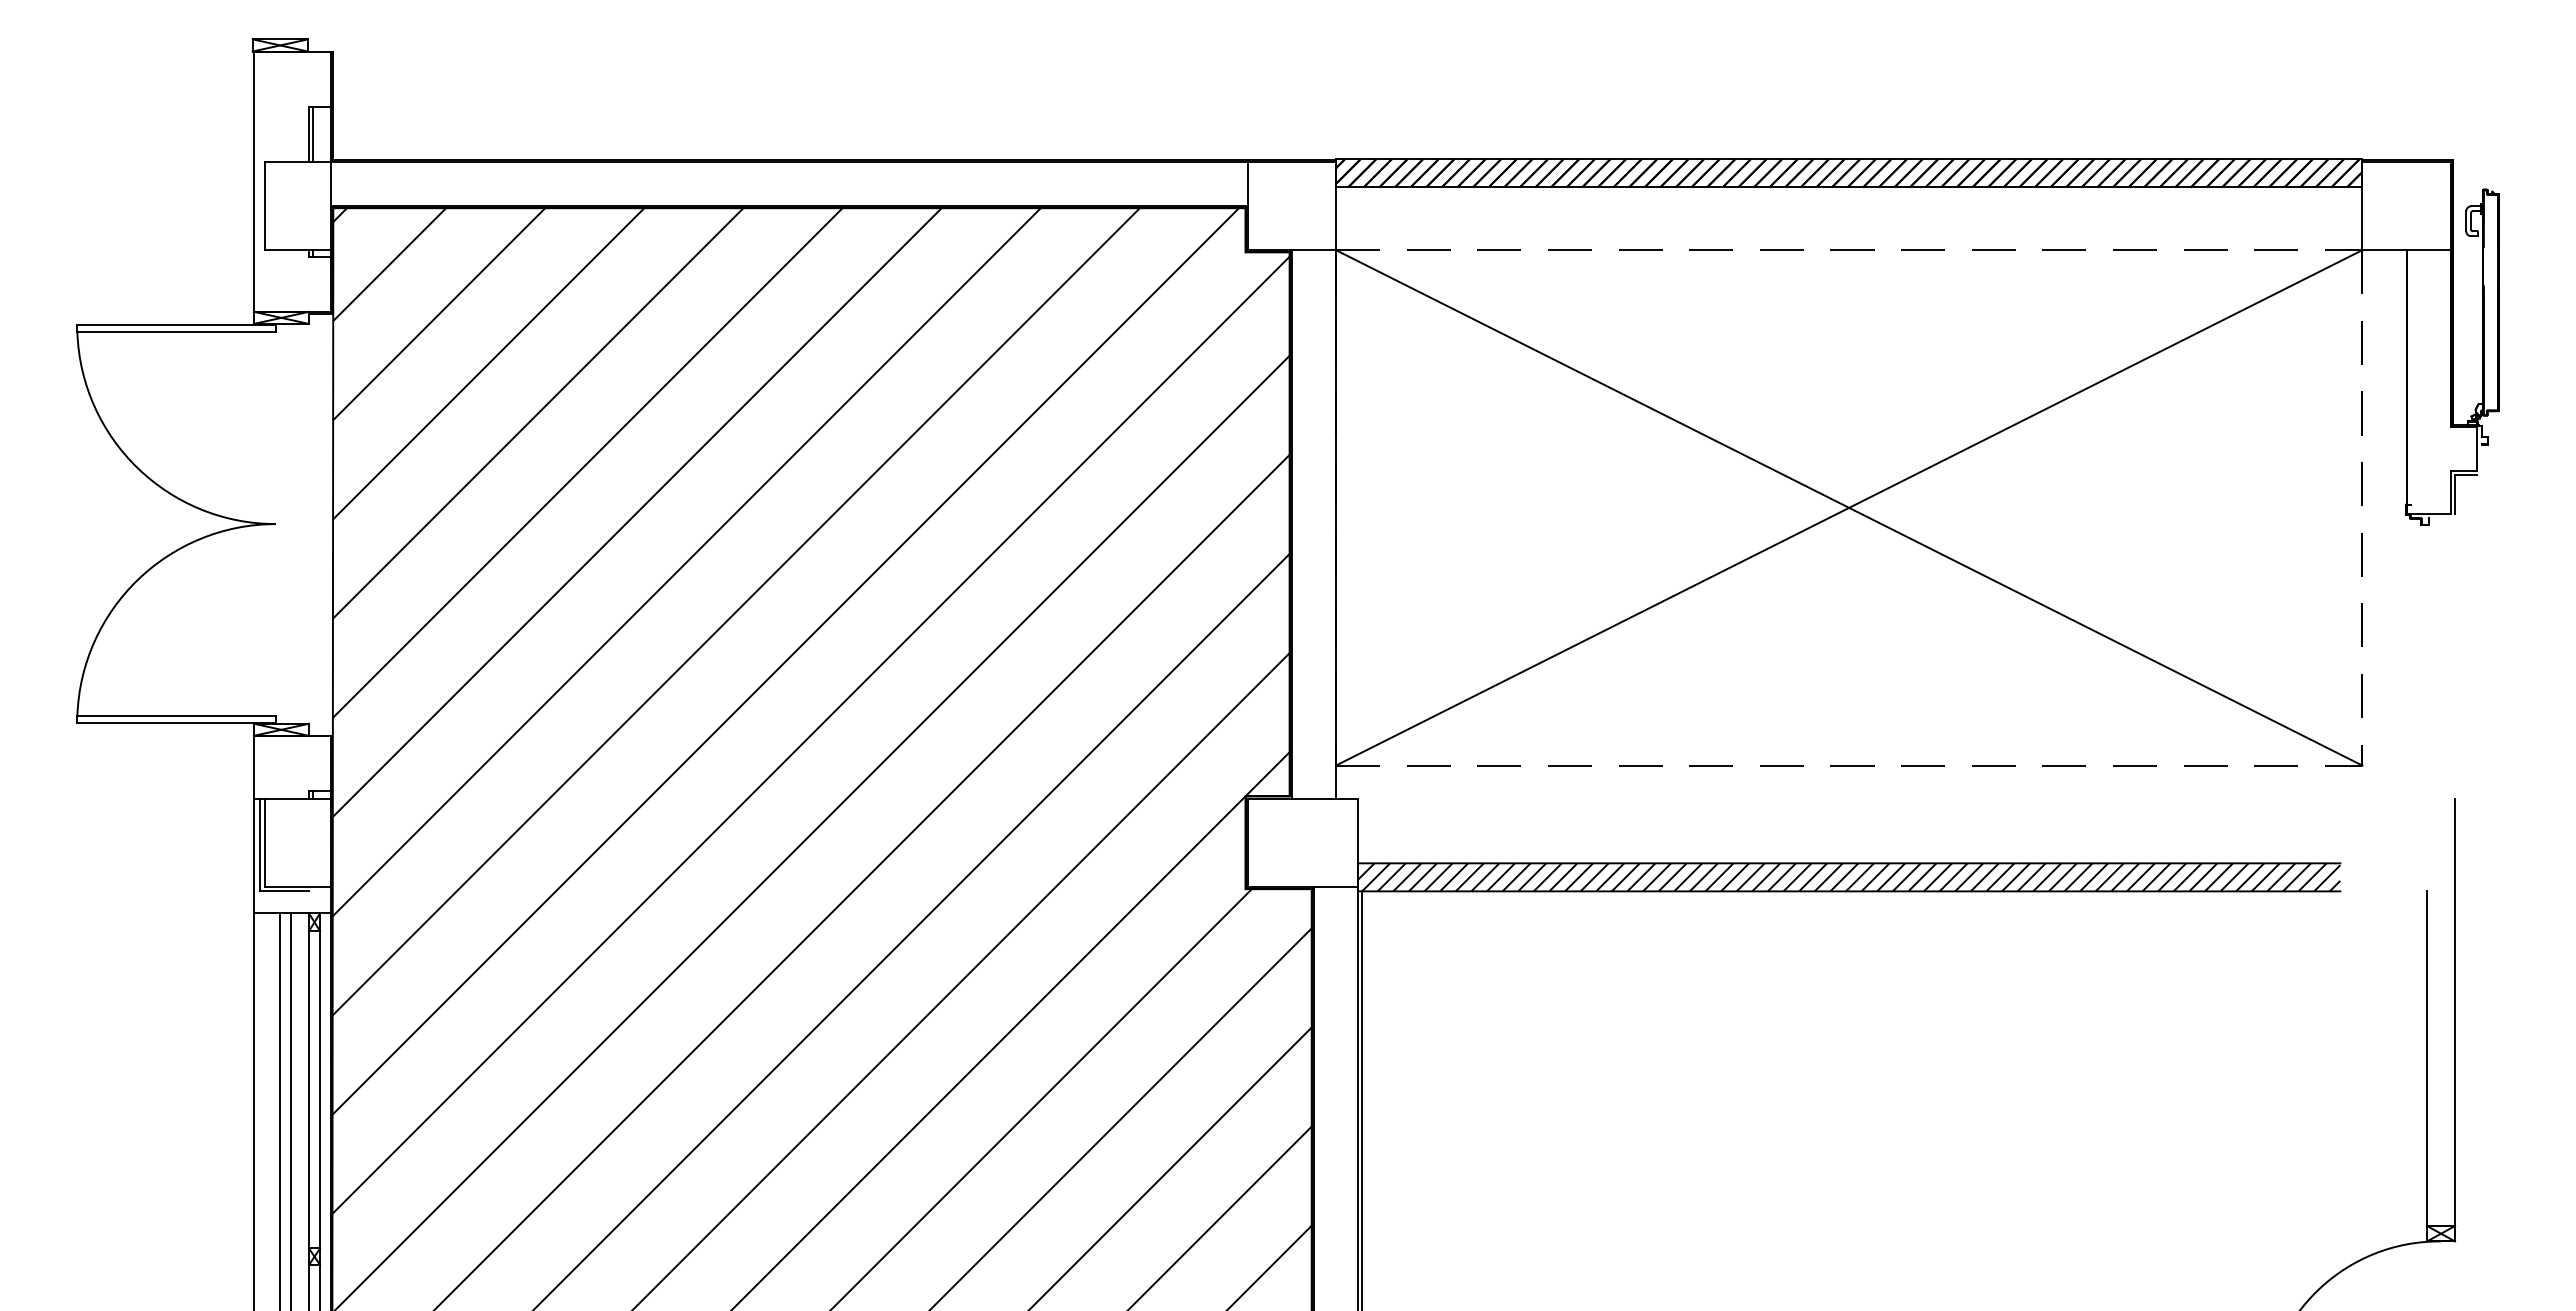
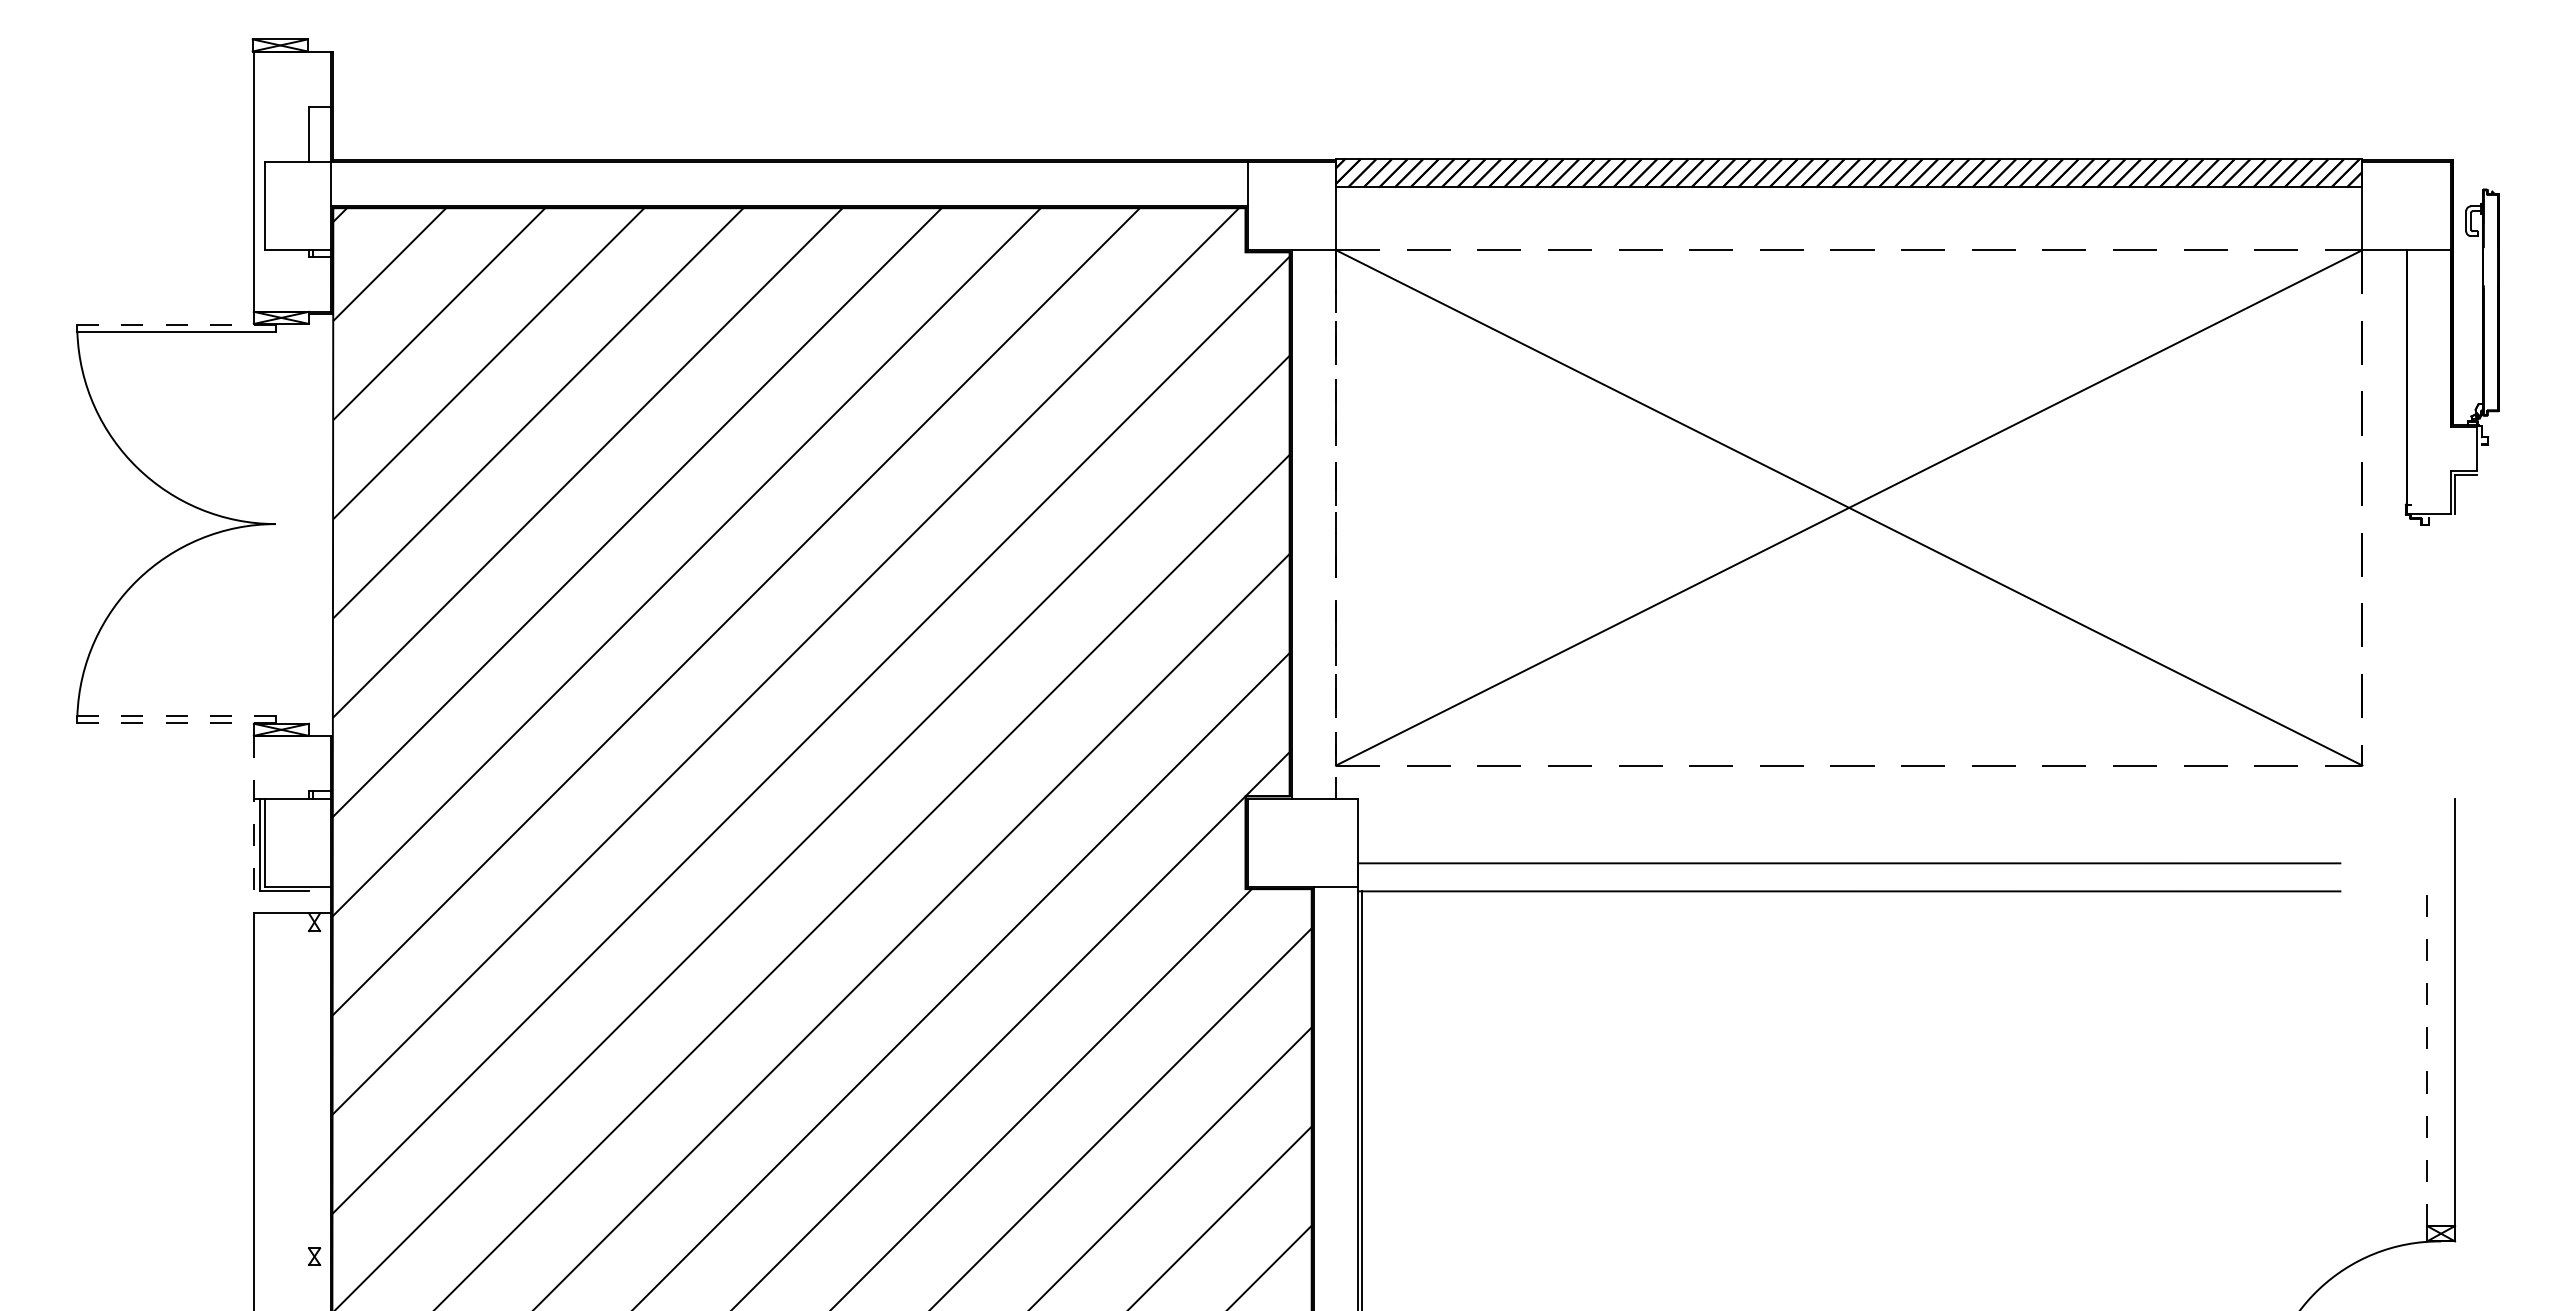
line: present -> none (313, 133)
line: solid -> dashed (177, 325)
line: solid -> dashed (1335, 523)
line: solid -> dashed (177, 716)
line: solid -> dashed (177, 722)
line: solid -> dashed (253, 824)
hatch: present -> none (1849, 877)
line: solid -> dashed (2427, 1058)
line: present -> none (280, 1110)
line: present -> none (291, 1110)
line: present -> none (309, 1110)
line: present -> none (320, 1110)
